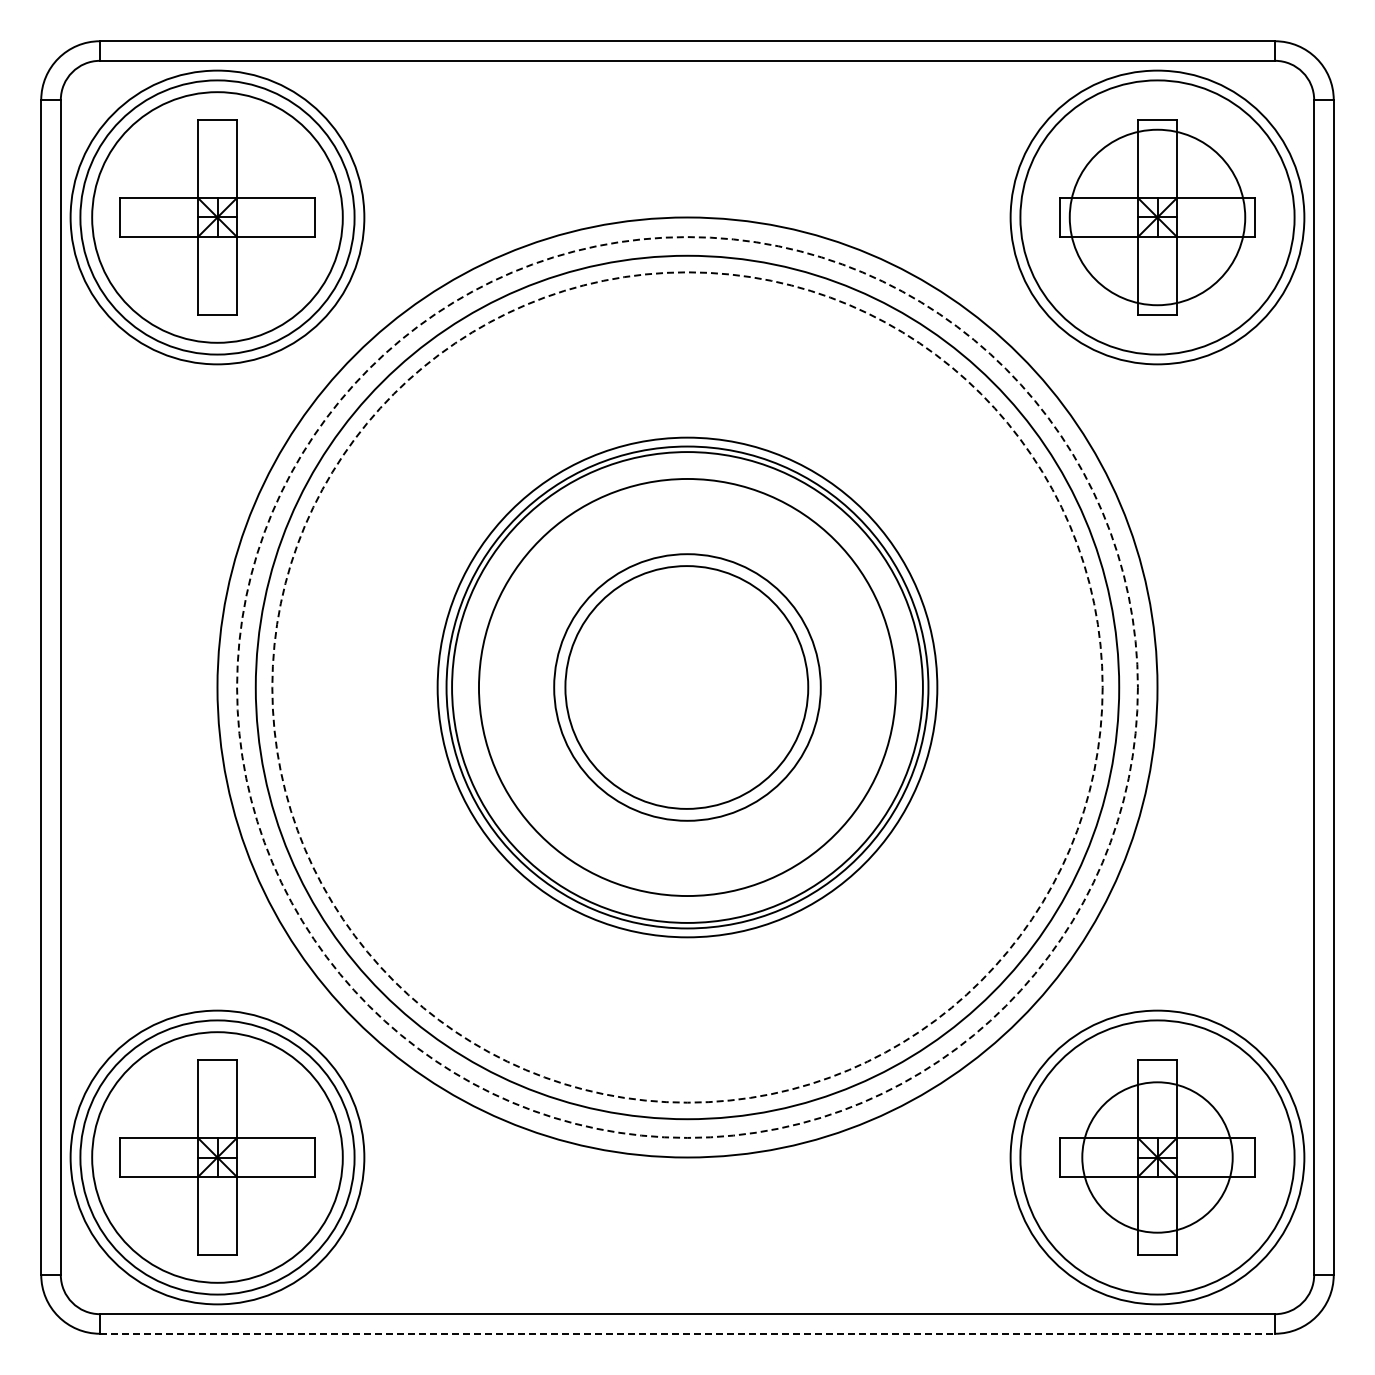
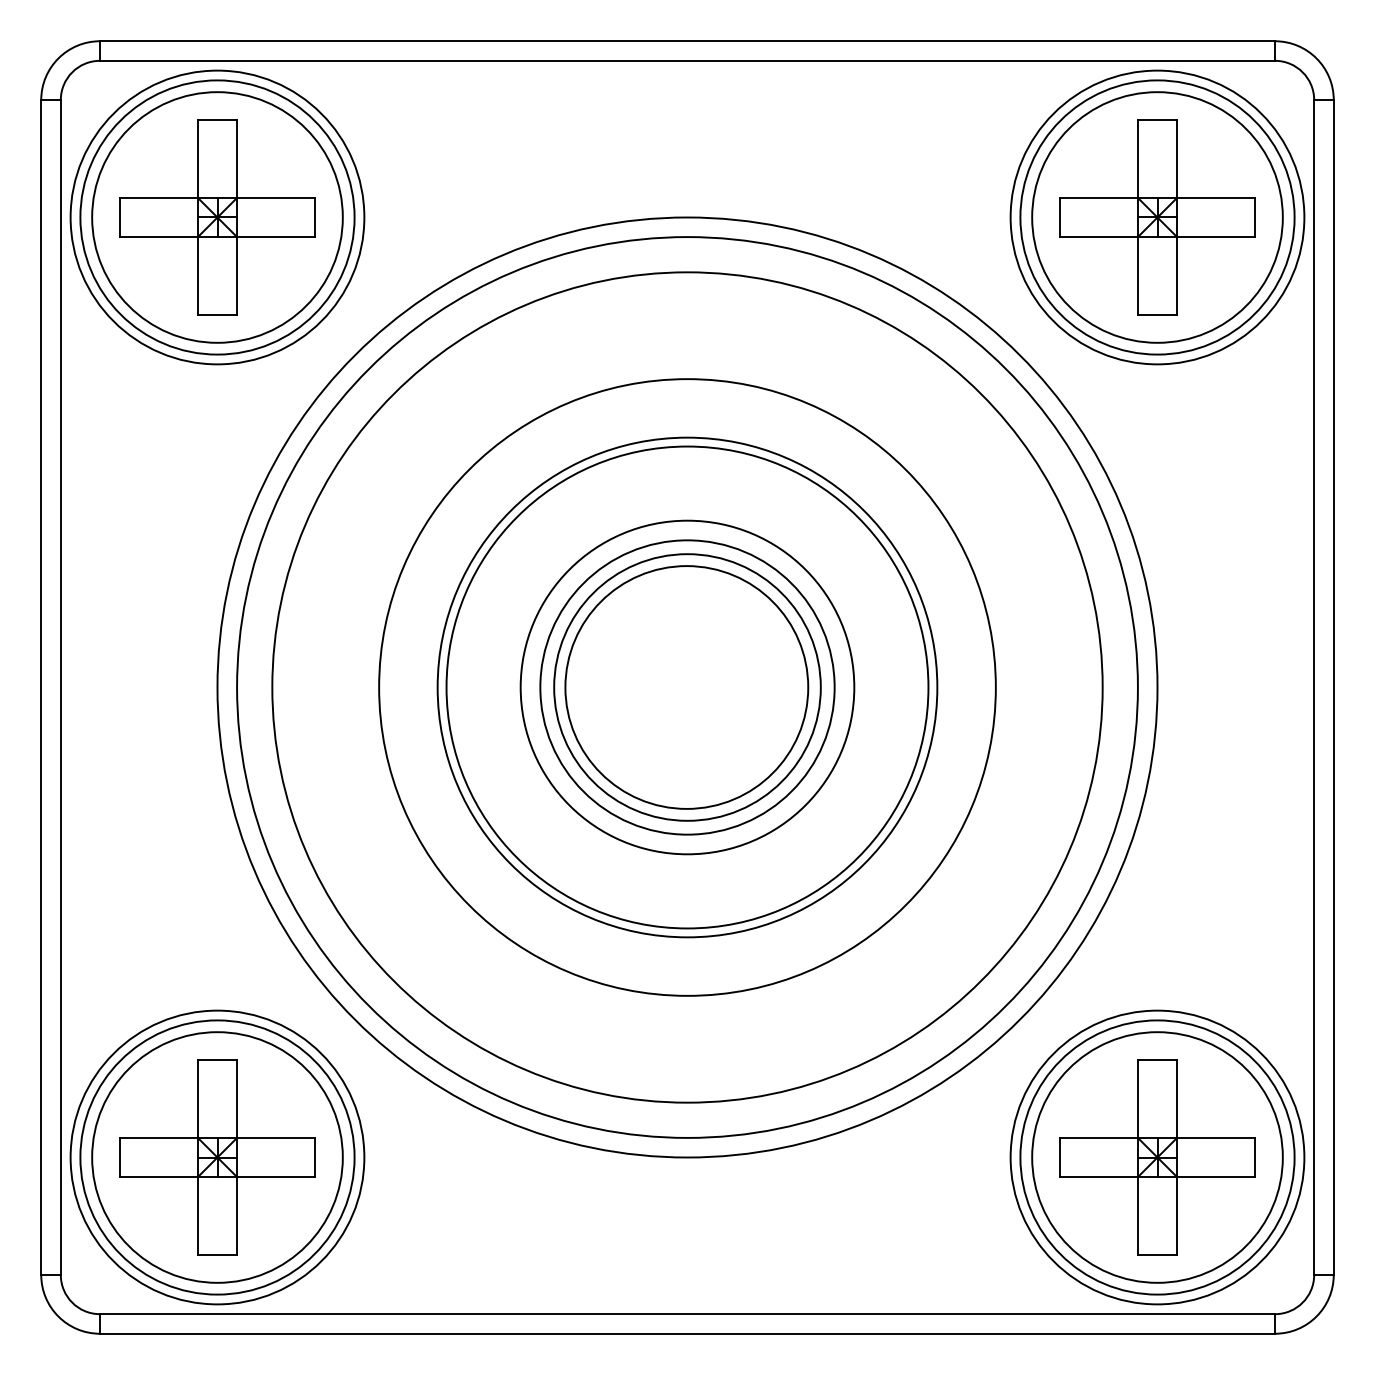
circle diameter: 175 px -> 251 px (1157, 217)
circle diameter: 417 px -> 334 px (687, 687)
circle diameter: 471 px -> 294 px (687, 687)
circle diameter: 863 px -> 617 px (687, 687)
circle: dashed -> solid (687, 687)
circle: dashed -> solid (687, 687)
circle diameter: 150 px -> 251 px (1157, 1157)
line: dashed -> solid (687, 1333)
